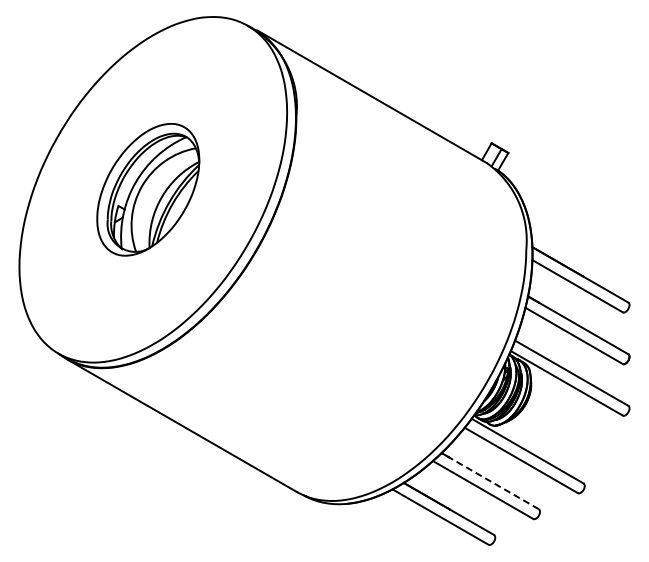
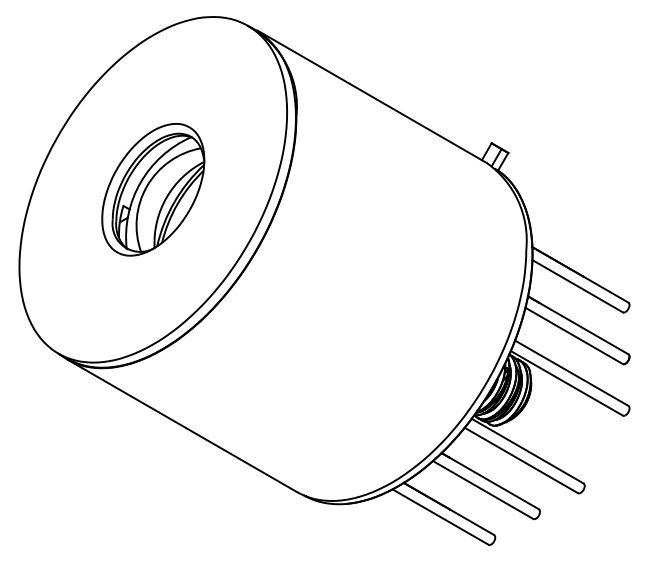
part position: (148, 189) -> (153, 189) (153, 189)
line: dashed -> solid (489, 480)
